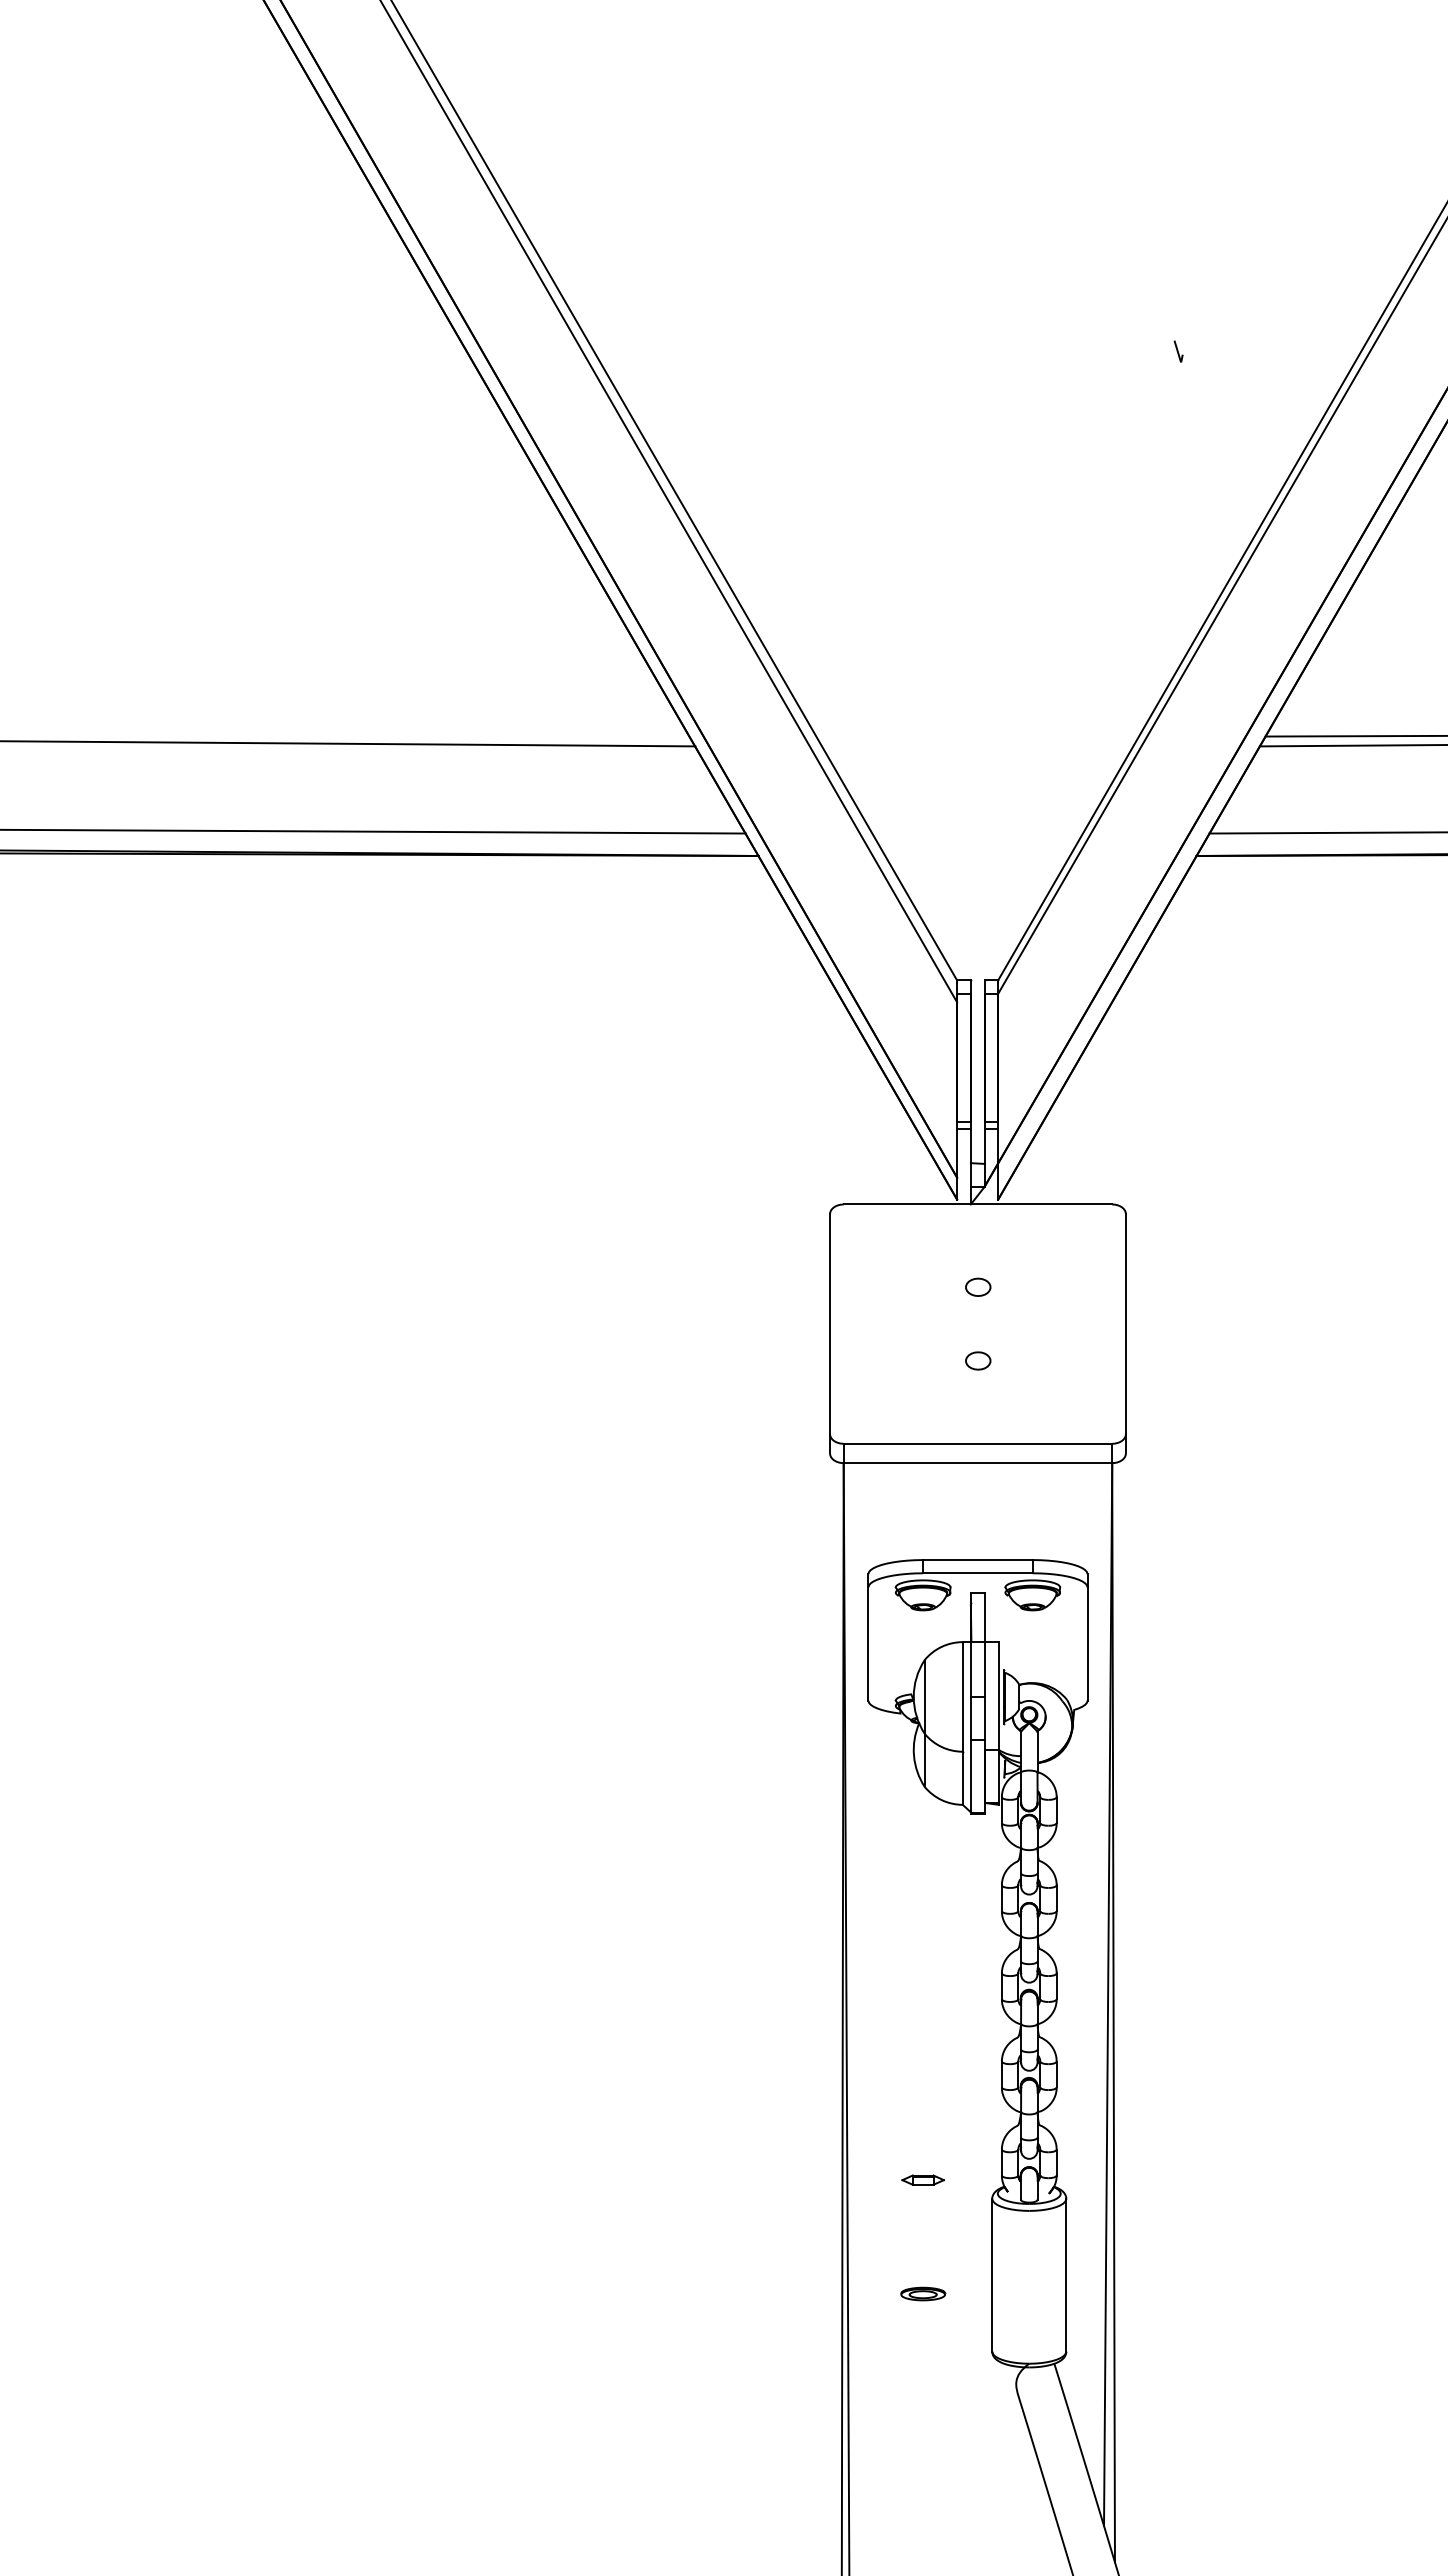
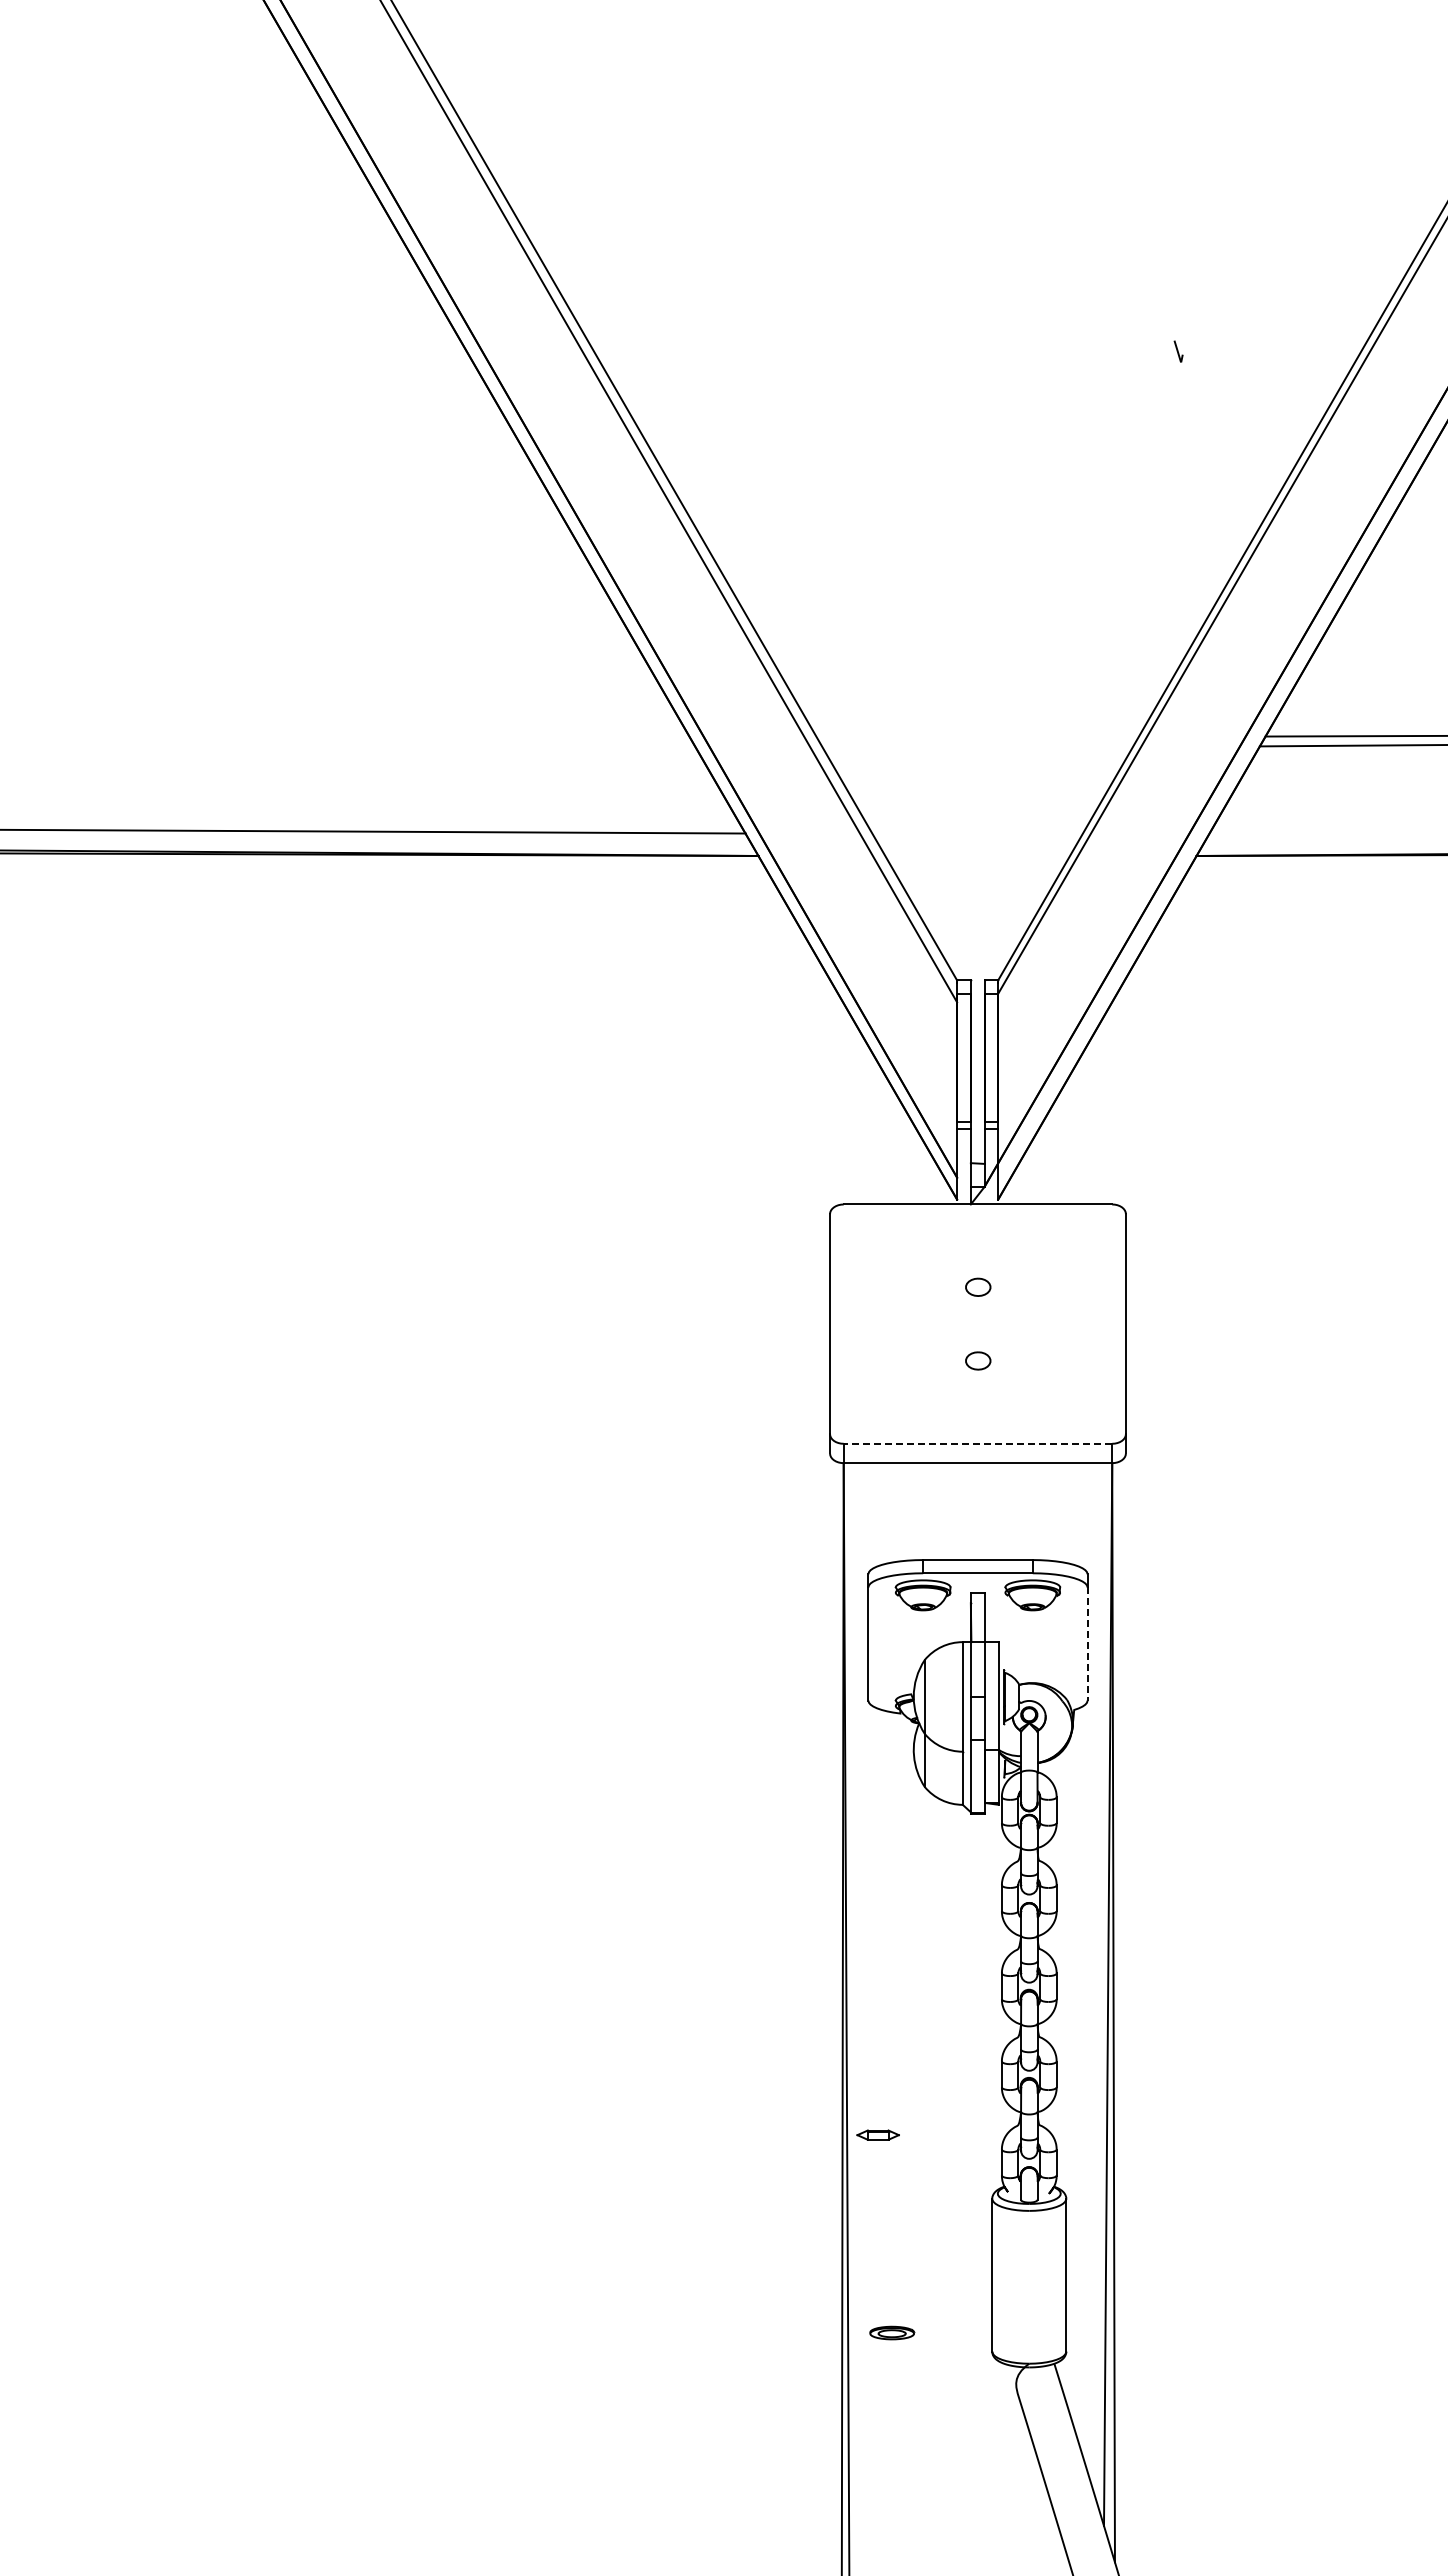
line: present -> none (348, 743)
line: present -> none (1326, 832)
line: solid -> dashed (977, 1443)
line: solid -> dashed (1087, 1644)
part position: (922, 2179) -> (877, 2134) (877, 2134)
part position: (923, 2293) -> (892, 2332) (892, 2332)
